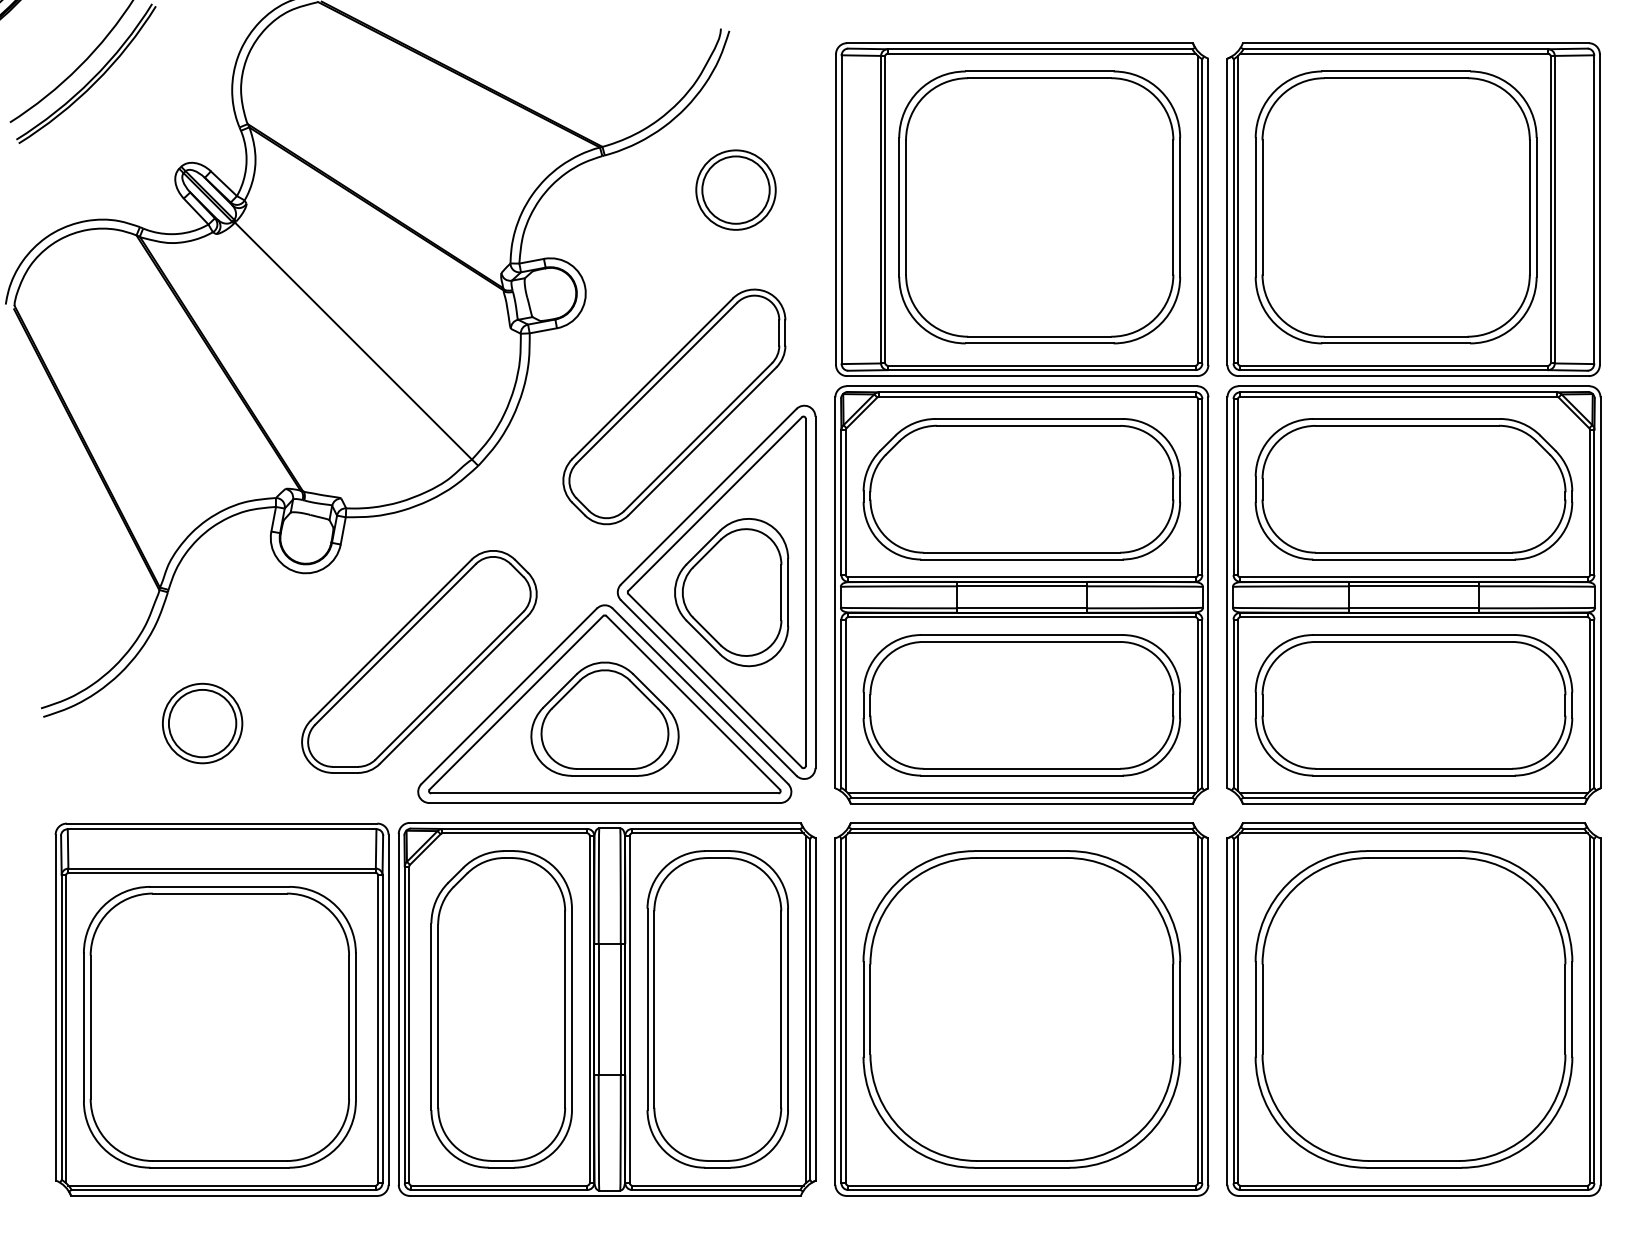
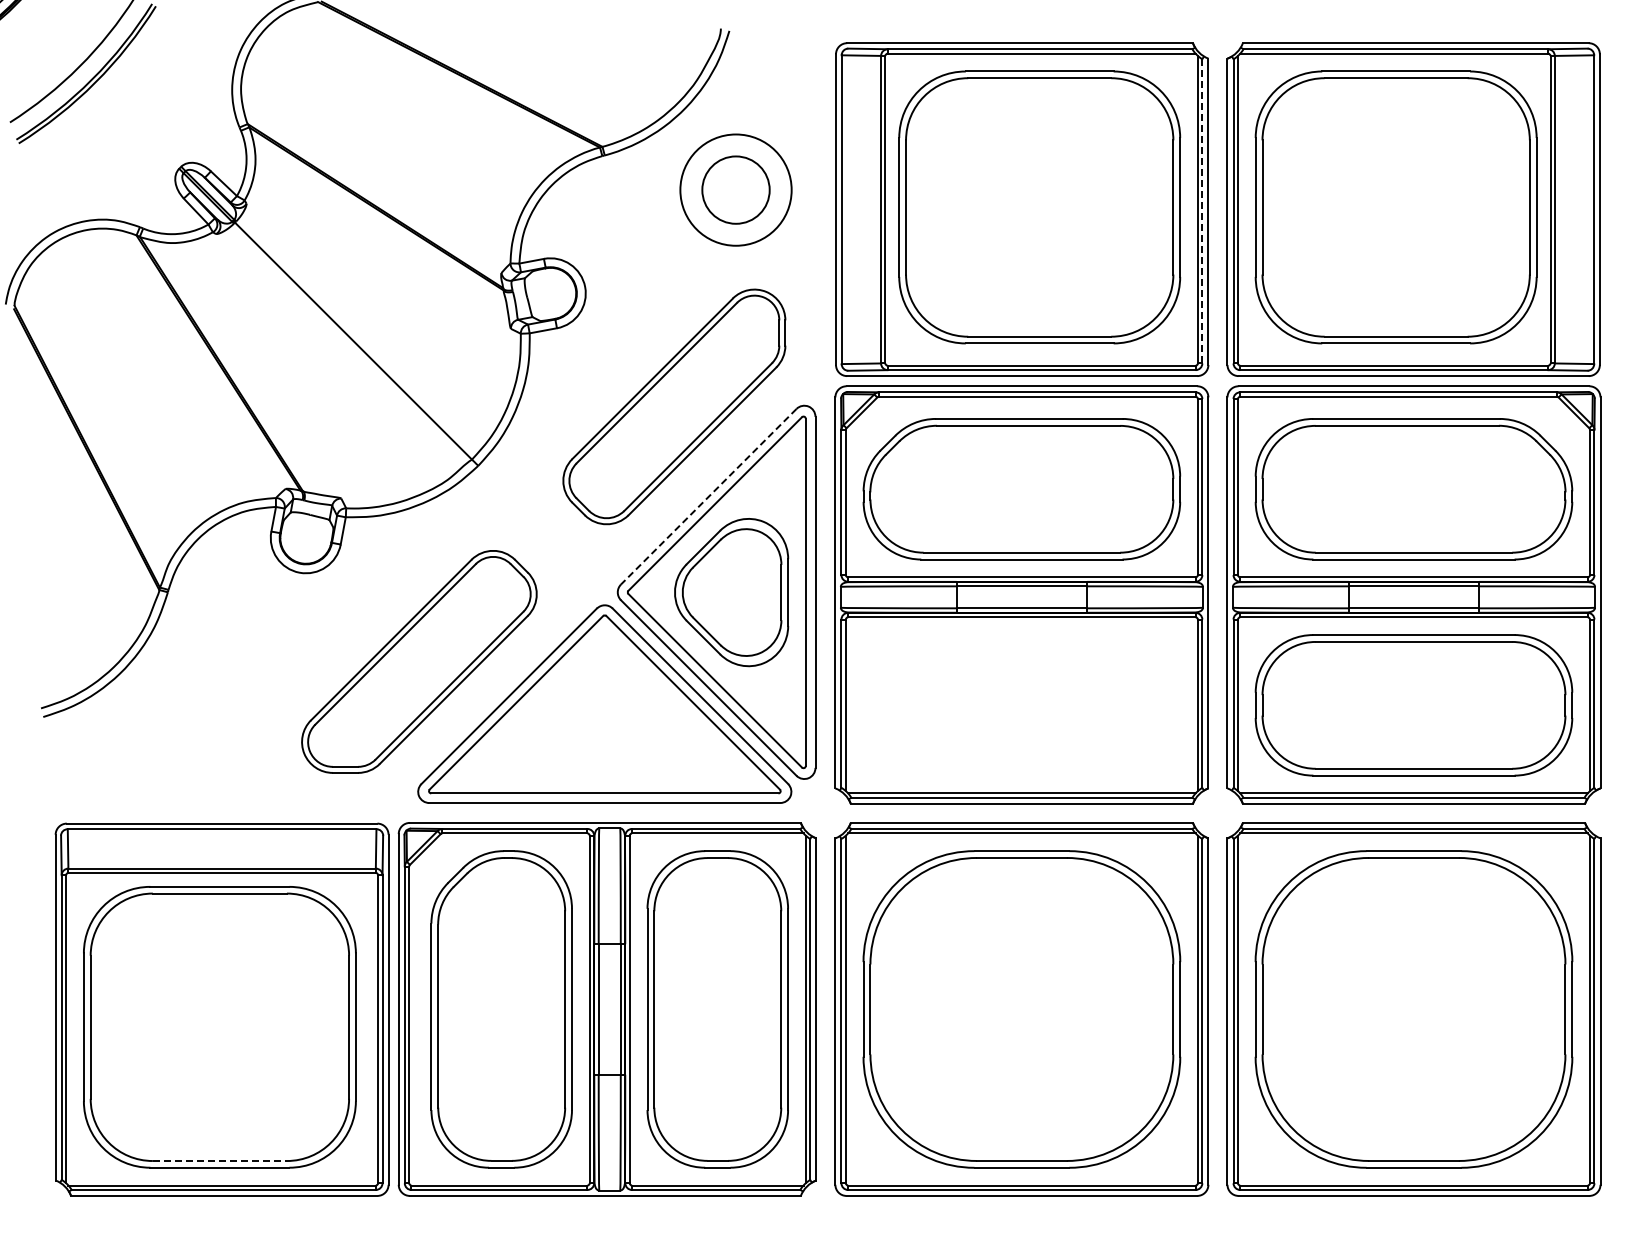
circle diameter: 79 px -> 111 px (735, 189)
line: solid -> dashed (1202, 210)
line: solid -> dashed (708, 497)
part: present -> none (1021, 705)
part: present -> none (604, 718)
part: present -> none (202, 723)
line: solid -> dashed (220, 1160)
